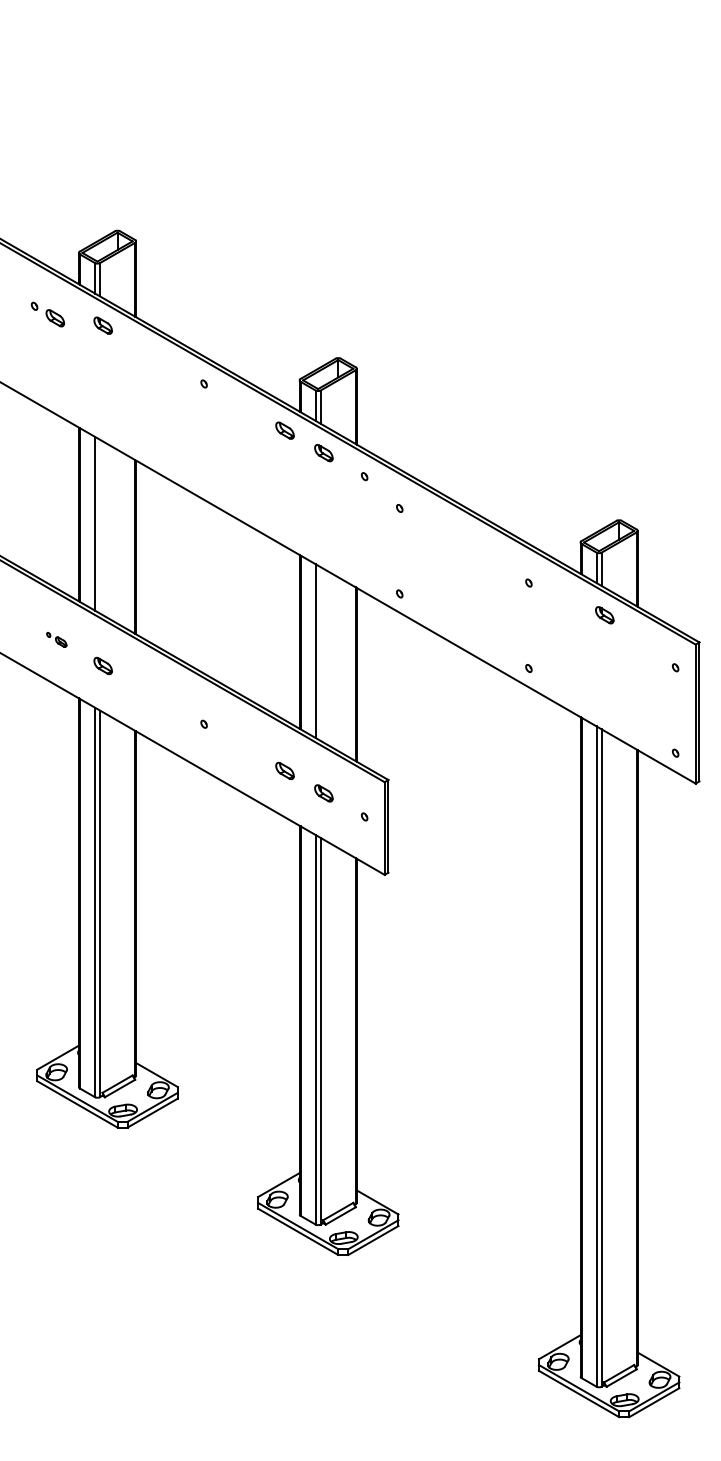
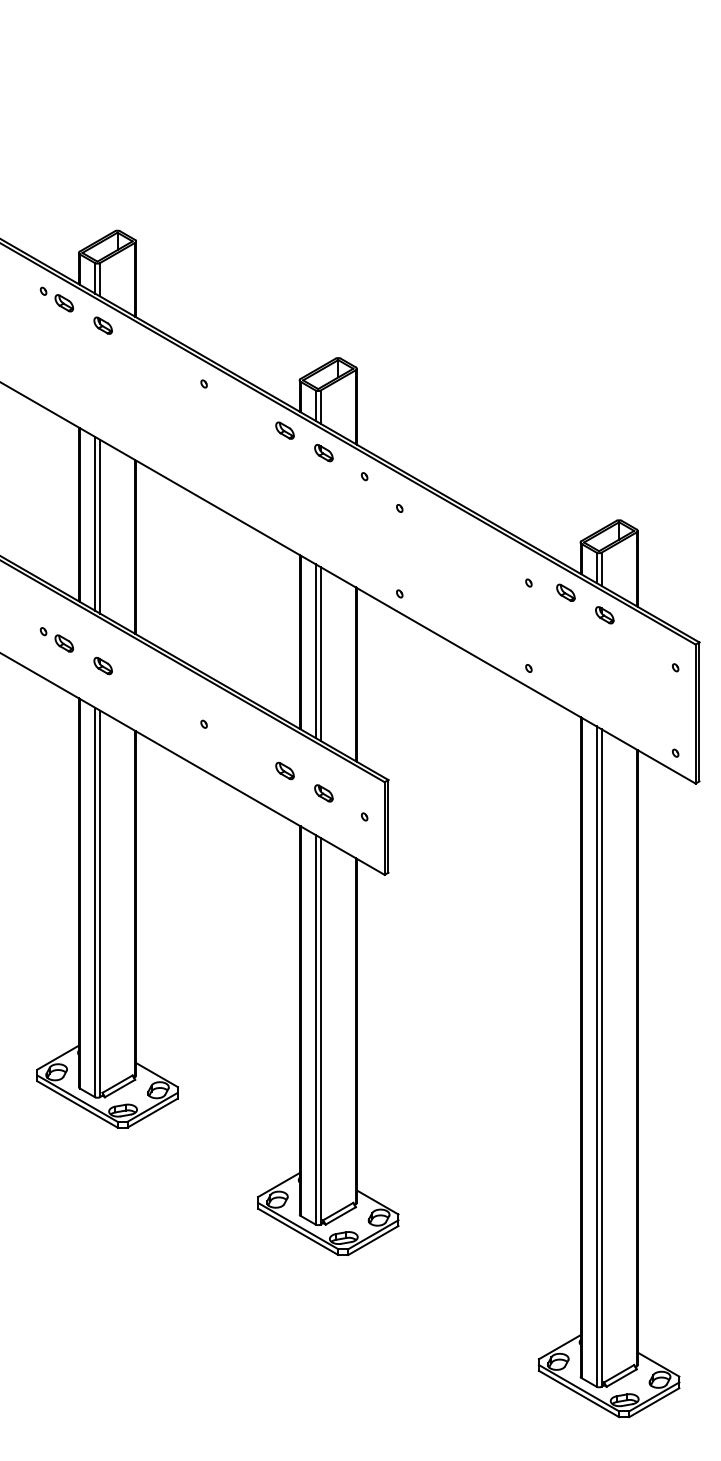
part position: (47, 314) -> (56, 299) (56, 299)
line: none -> present (100, 526)
part: none -> present (565, 592)
part size: 22x16 px -> 35x26 px (56, 639)
line: none -> present (320, 653)
